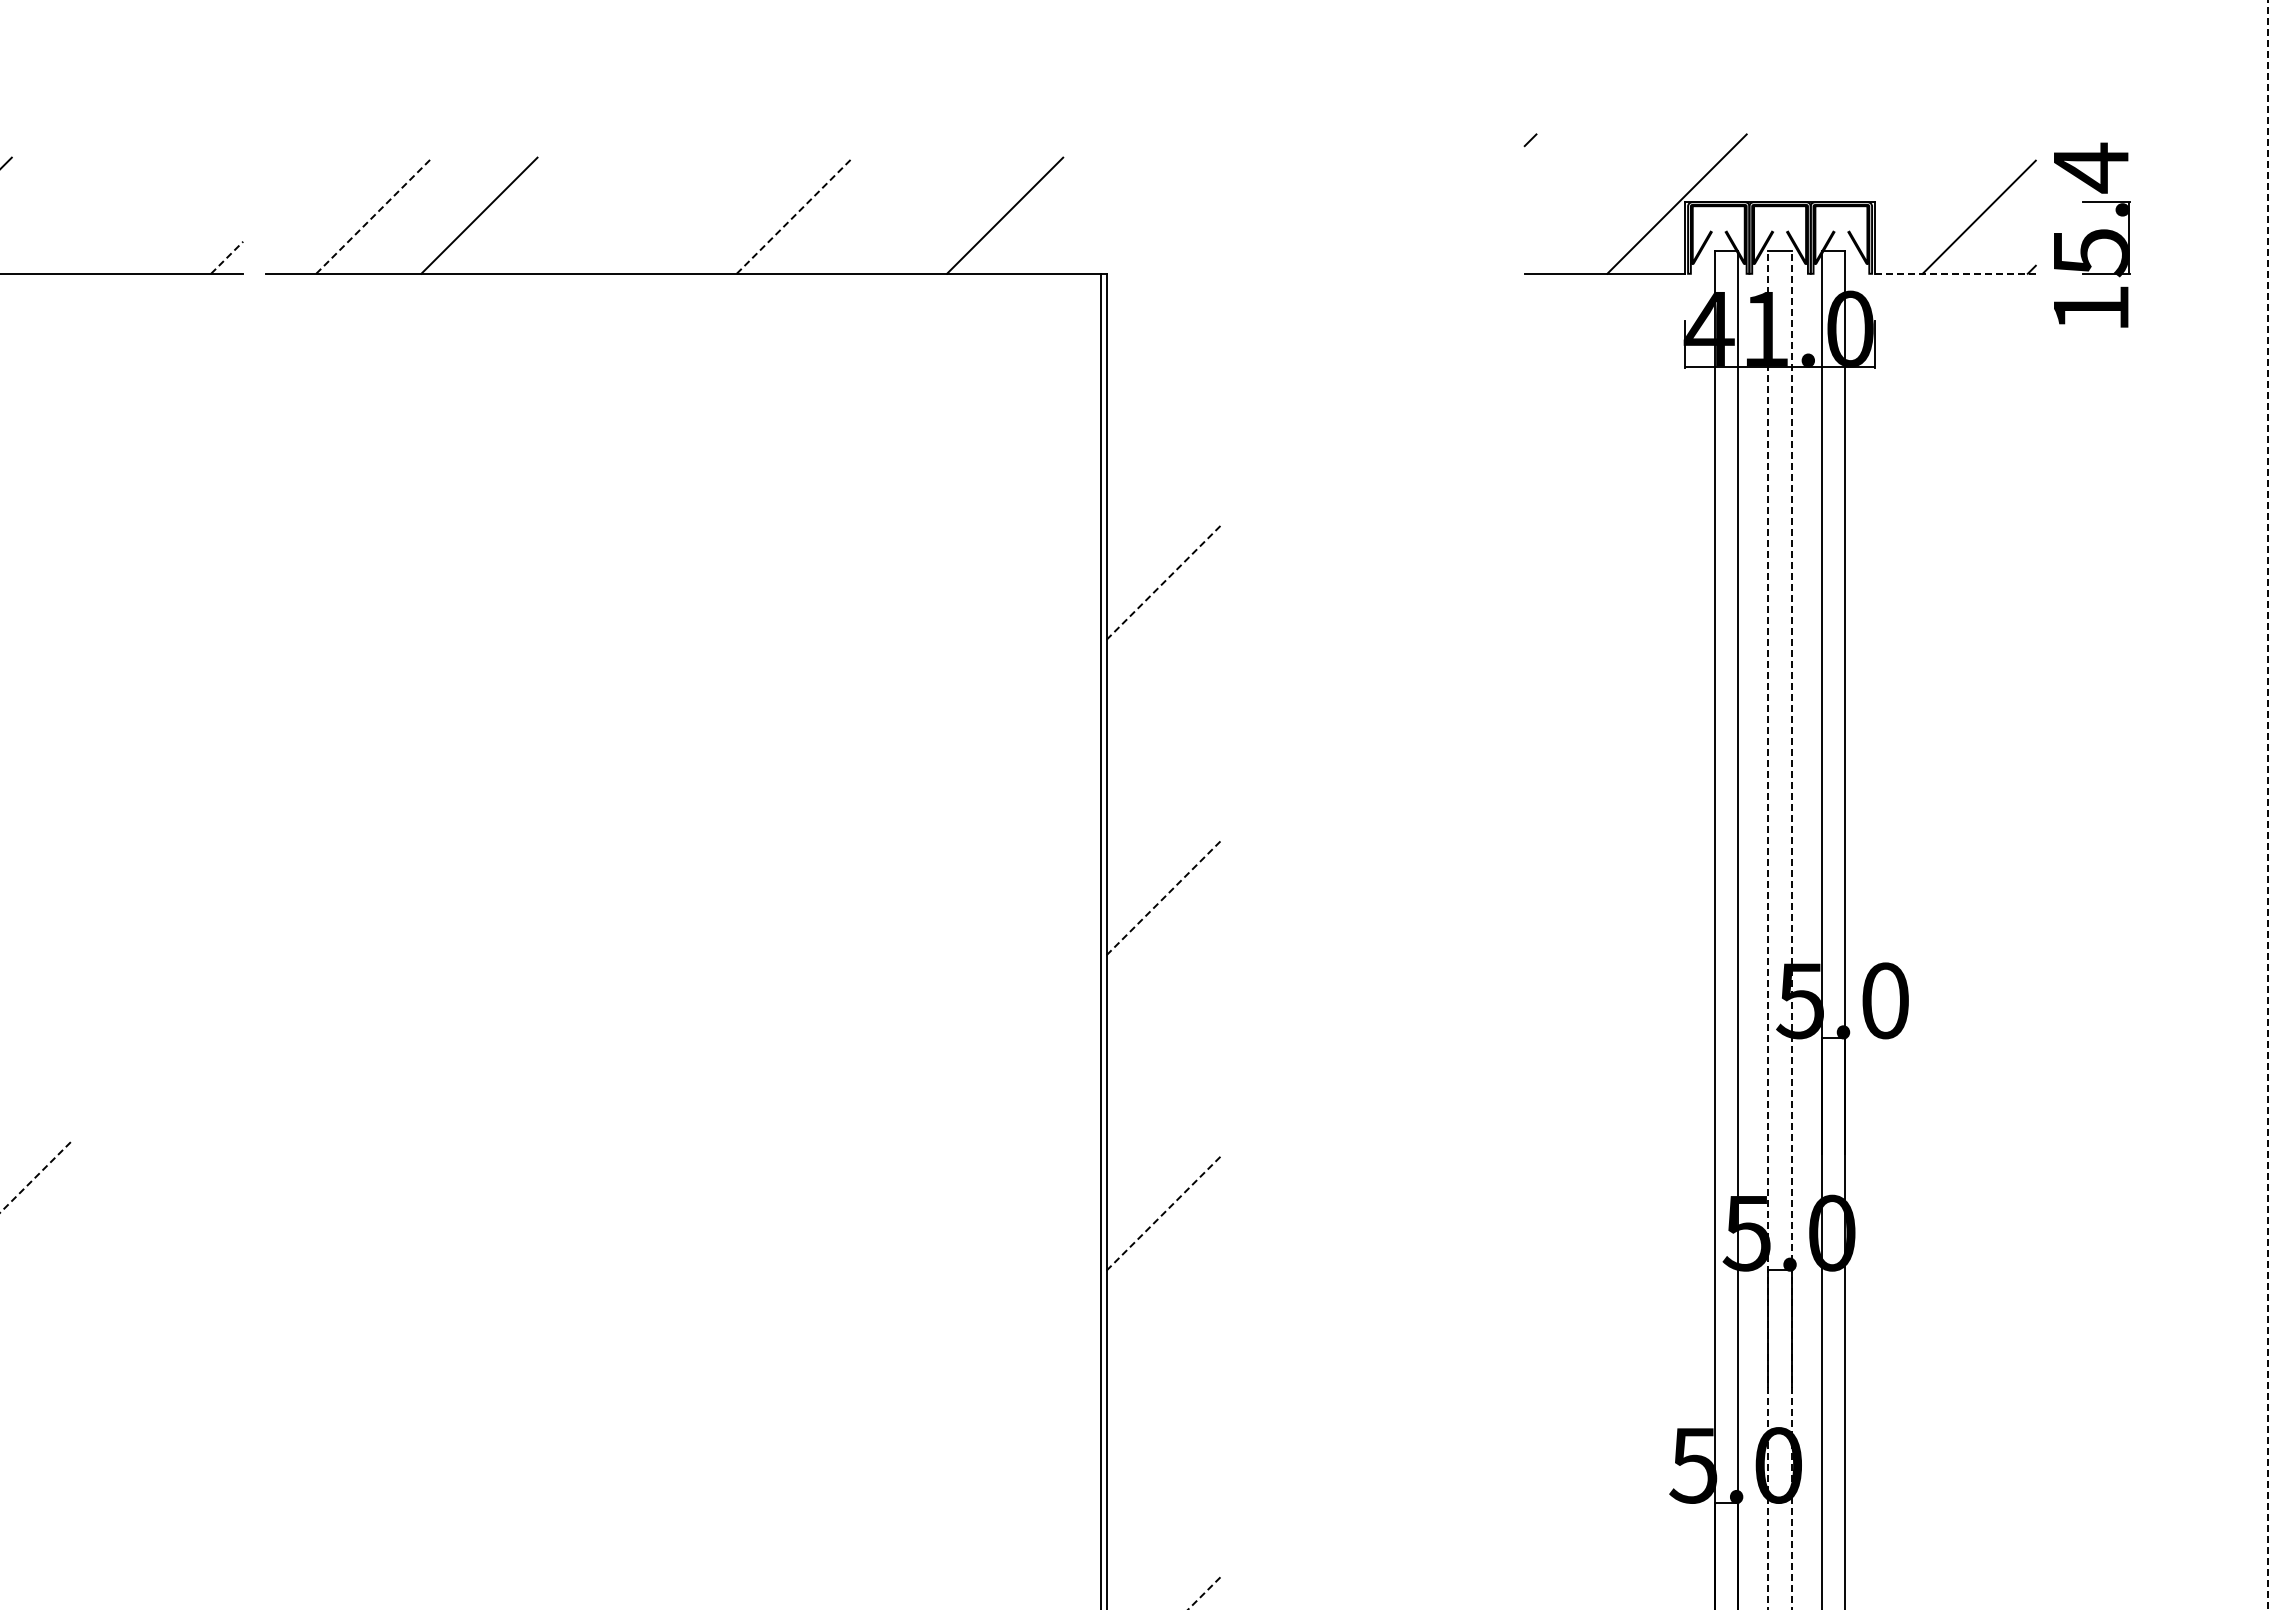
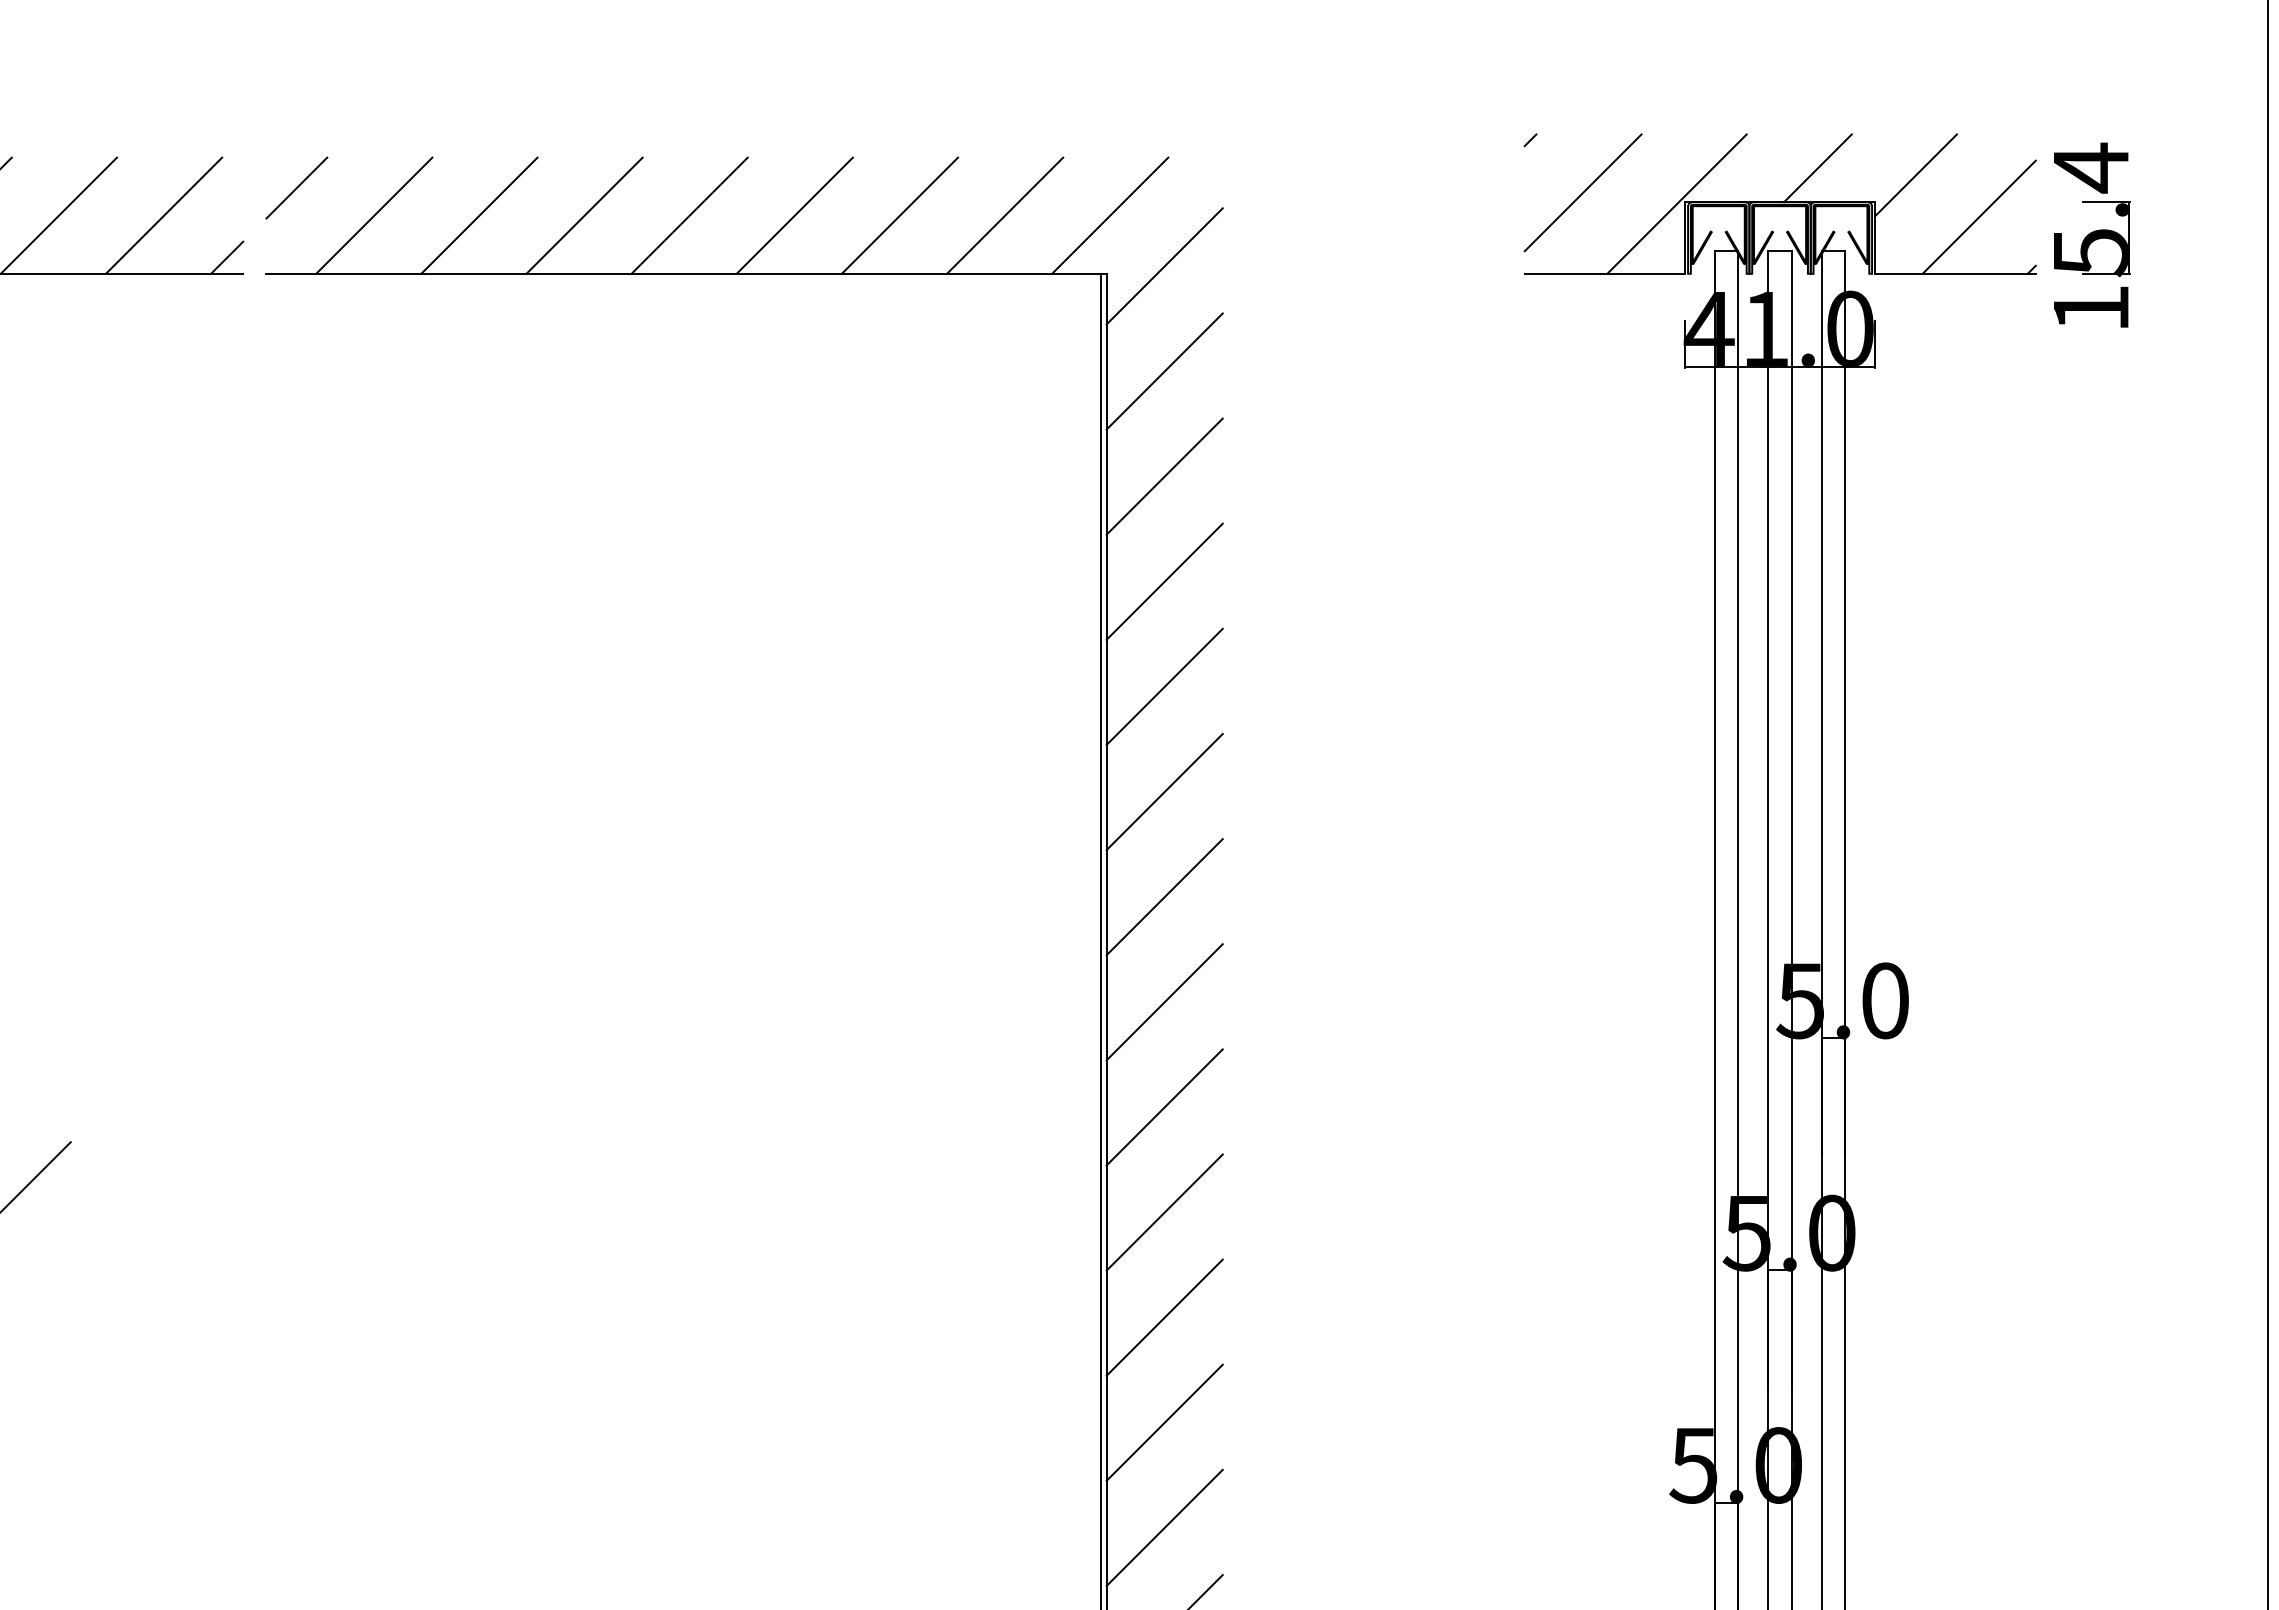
line: none -> present (1817, 168)
line: none -> present (1915, 175)
line: none -> present (296, 187)
line: none -> present (1582, 192)
line: none -> present (59, 214)
line: none -> present (163, 215)
line: dashed -> solid (374, 215)
line: none -> present (584, 215)
line: none -> present (689, 215)
line: dashed -> solid (795, 215)
line: none -> present (899, 215)
line: none -> present (1110, 215)
line: dashed -> solid (227, 257)
line: none -> present (1164, 266)
line: dashed -> solid (1956, 273)
line: none -> present (1164, 371)
line: none -> present (1164, 476)
line: dashed -> solid (1165, 581)
line: none -> present (1164, 686)
line: none -> present (1164, 791)
line: dashed -> solid (2268, 804)
line: dashed -> solid (1165, 896)
line: dashed -> solid (1768, 929)
line: dashed -> solid (1791, 929)
line: none -> present (1164, 1002)
line: none -> present (1164, 1107)
line: dashed -> solid (35, 1177)
line: dashed -> solid (1165, 1212)
line: none -> present (1164, 1317)
line: none -> present (1164, 1422)
line: none -> present (1164, 1527)
line: dashed -> solid (1205, 1591)
